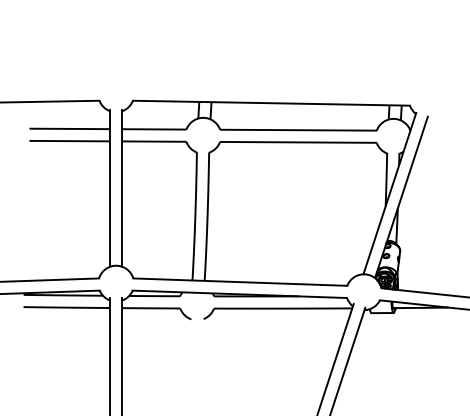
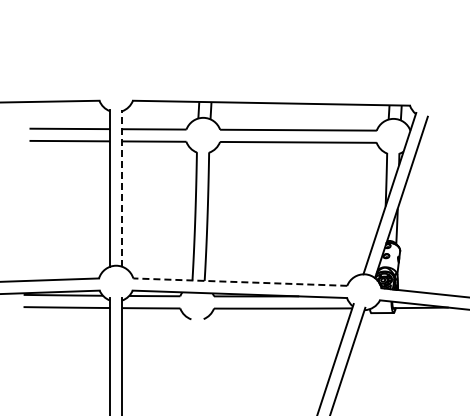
line: solid -> dashed (122, 187)
line: solid -> dashed (239, 282)
